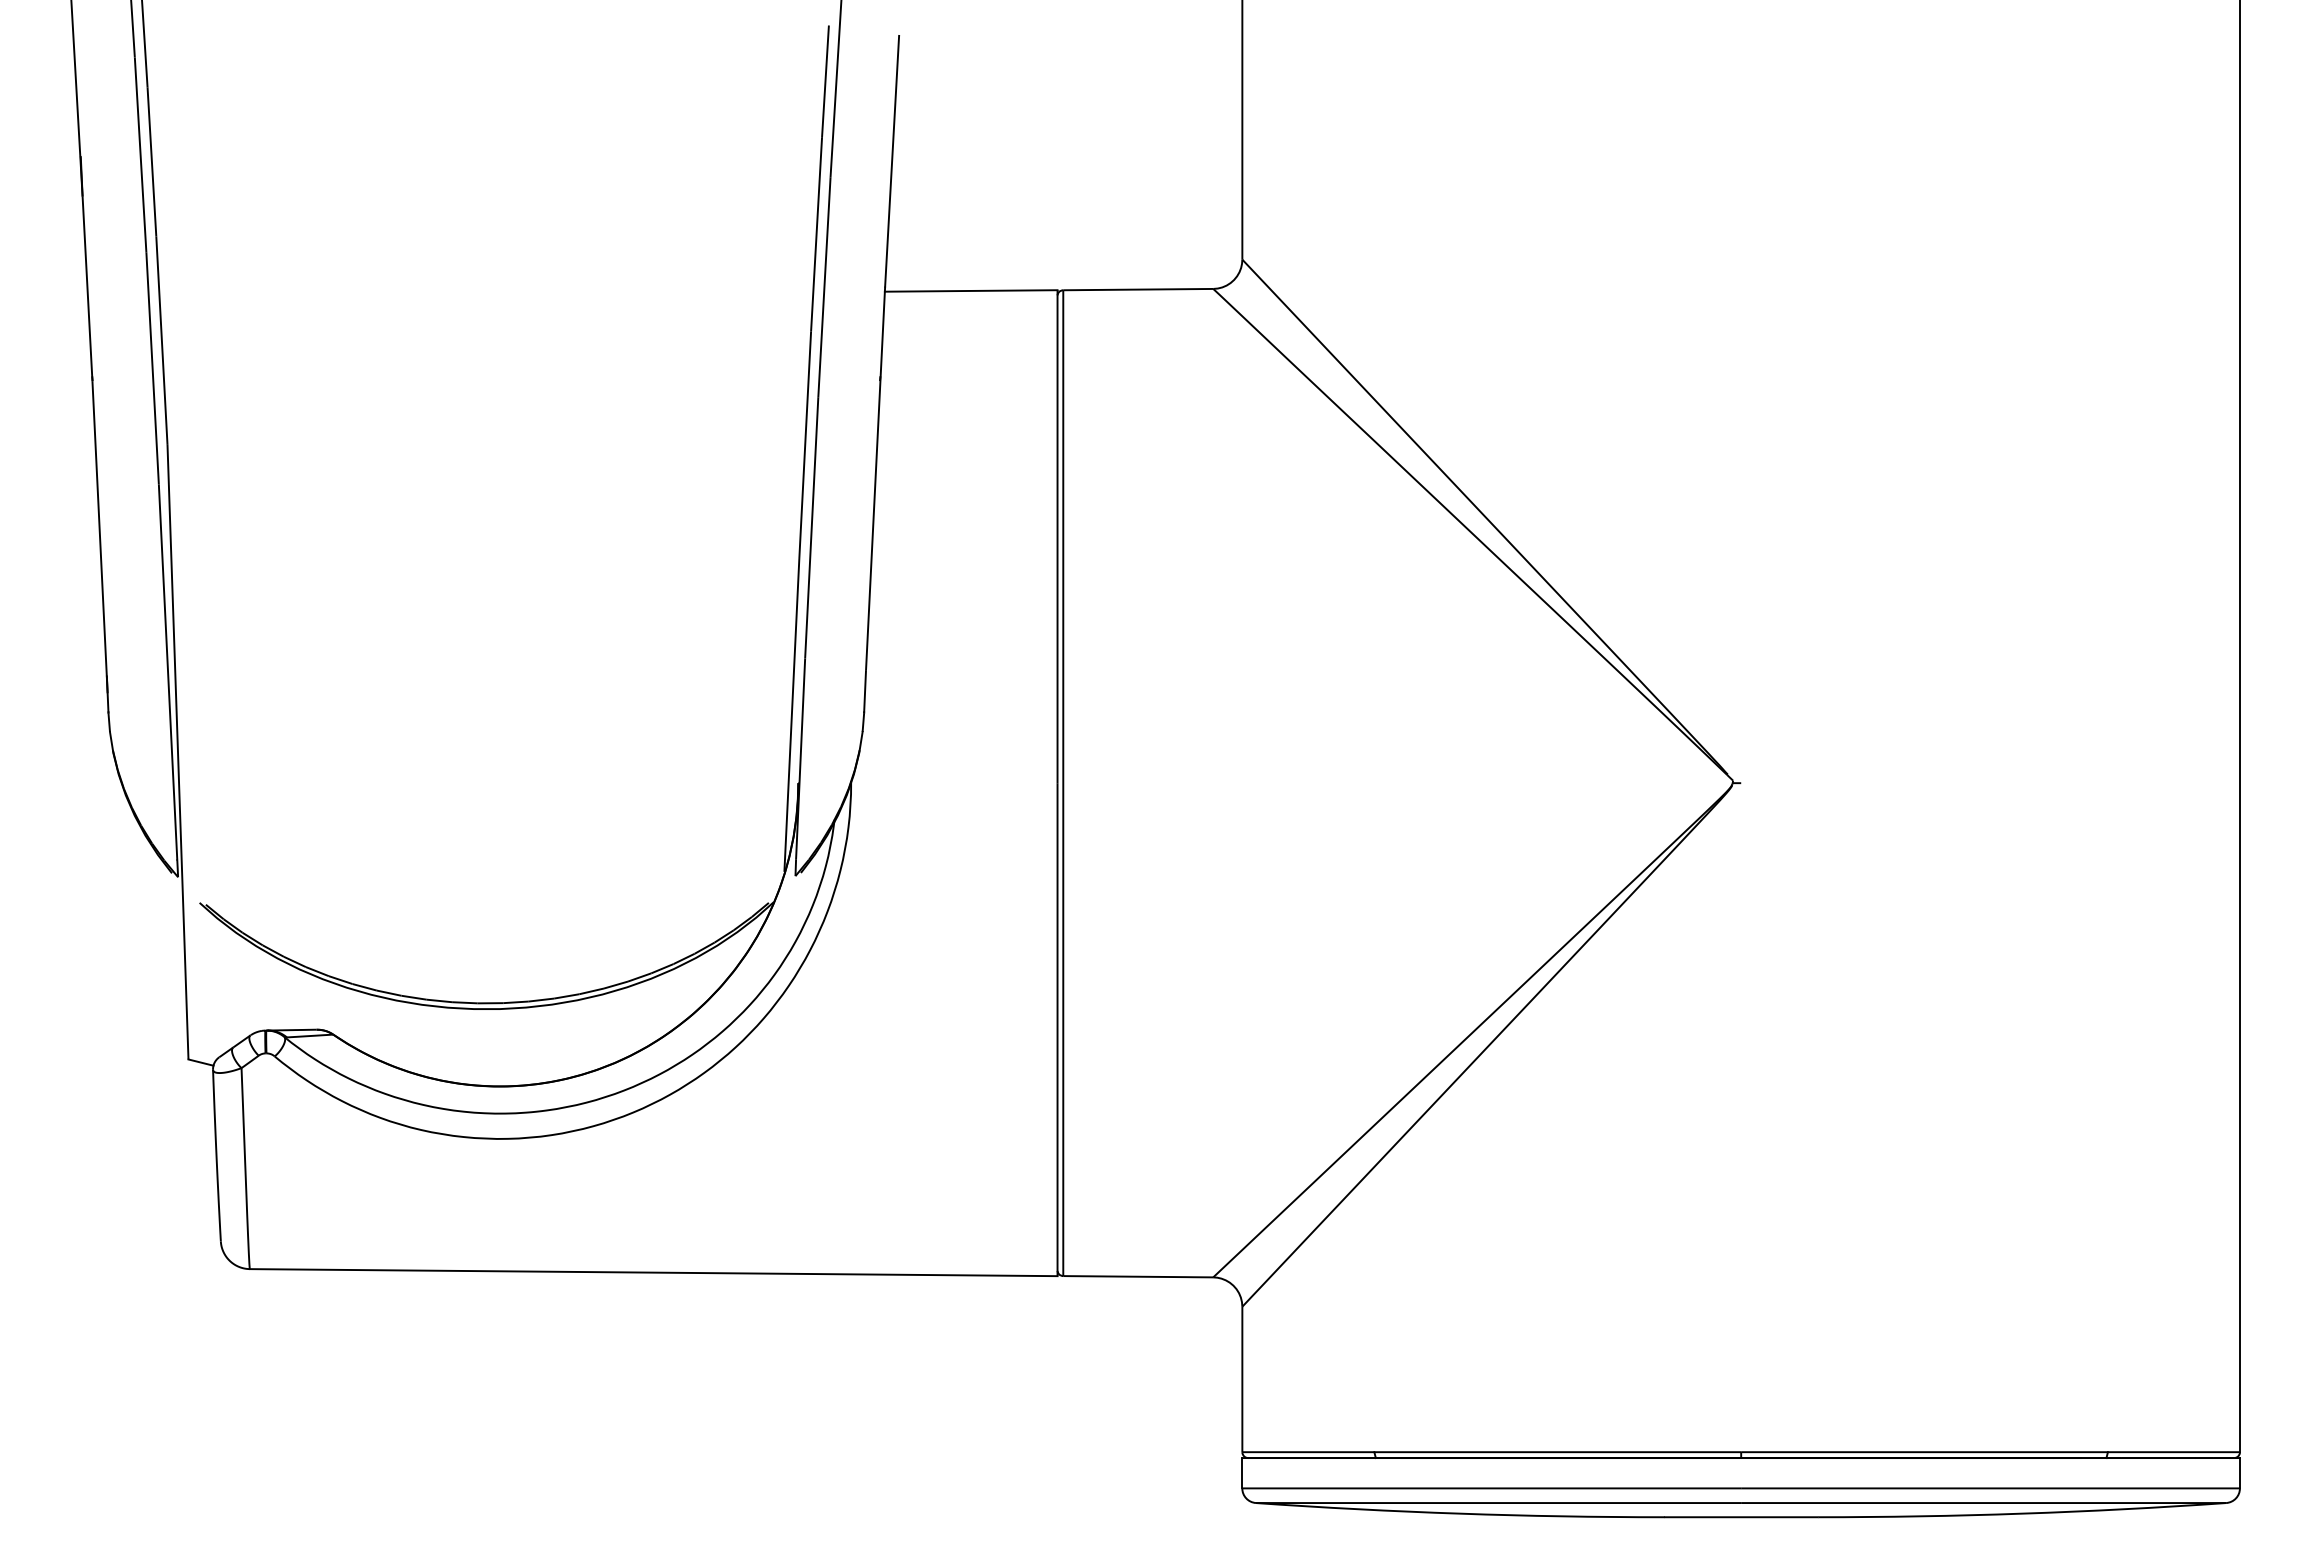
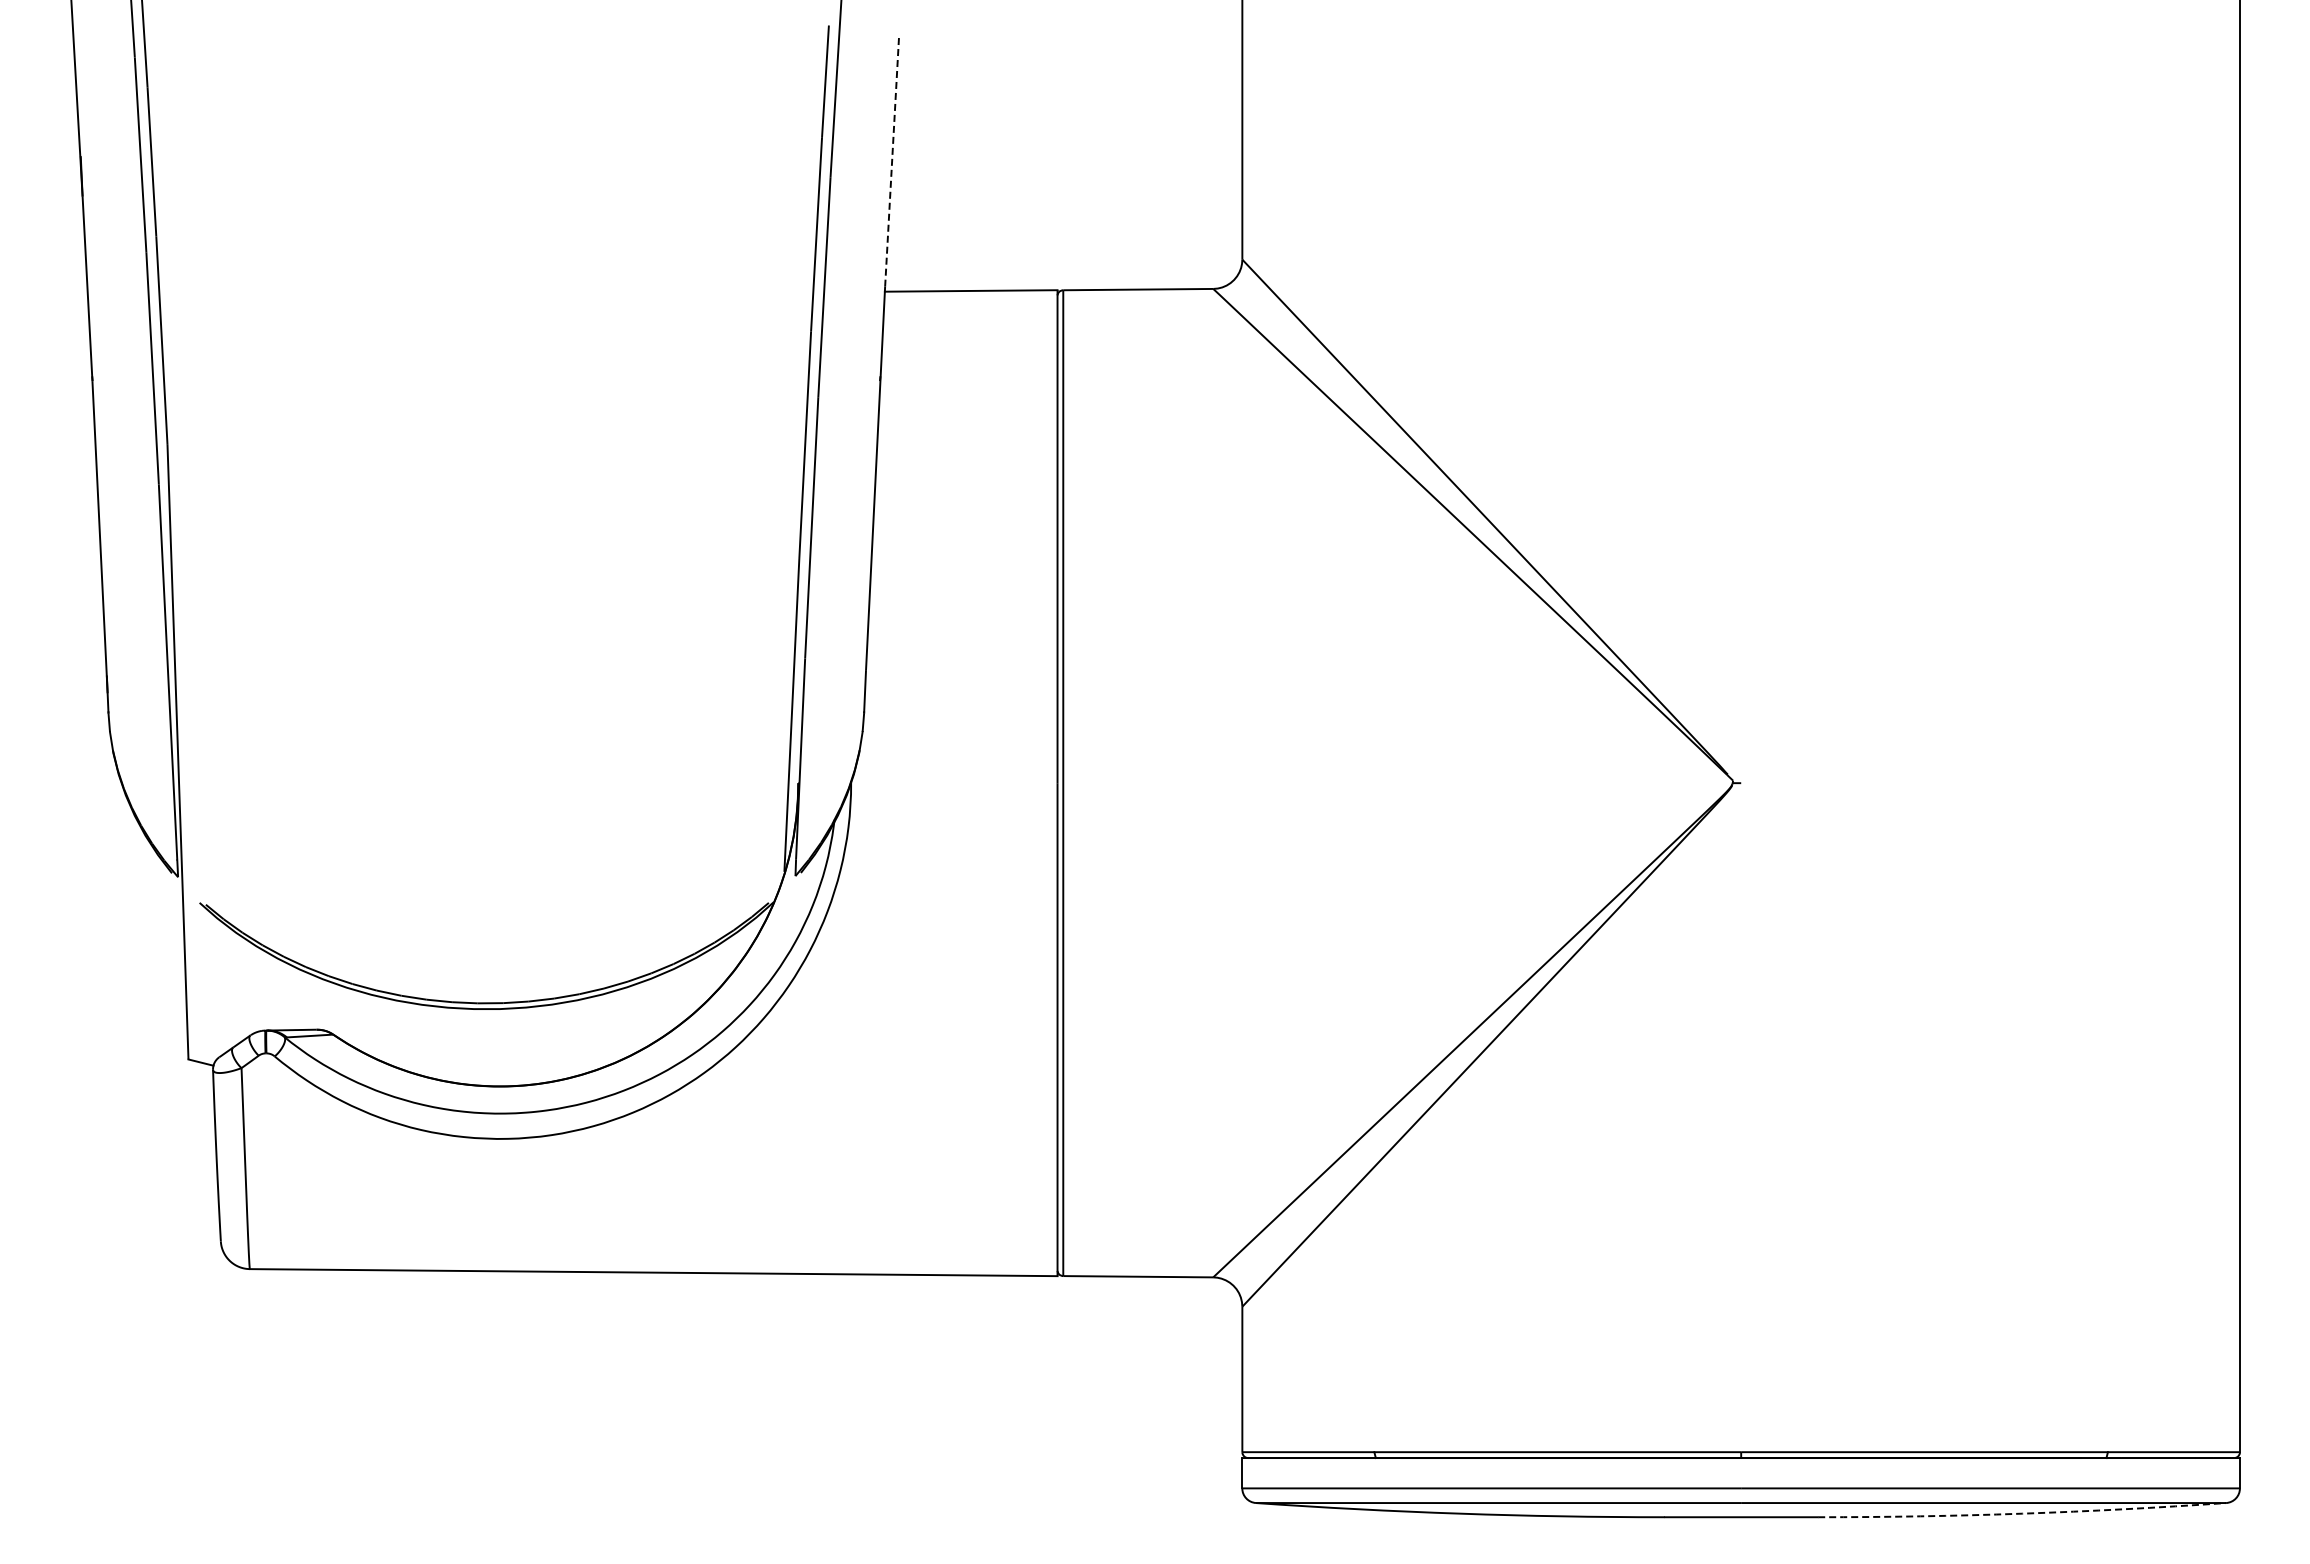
line: solid -> dashed (892, 161)
arc: solid -> dashed (2022, 1513)
